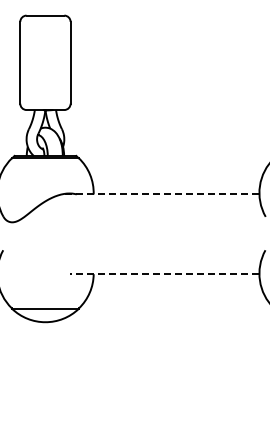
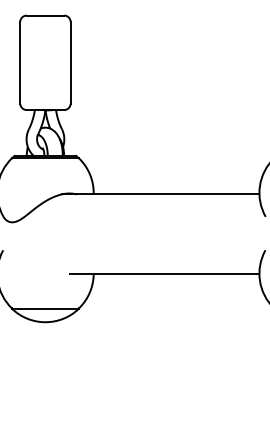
line: dashed -> solid (160, 194)
line: dashed -> solid (164, 274)
